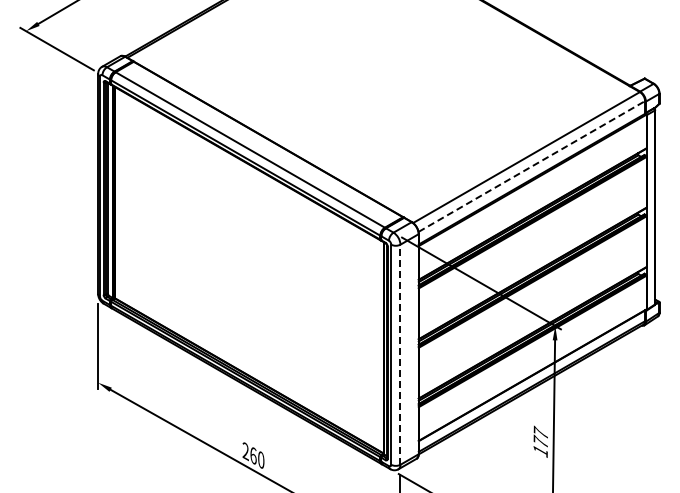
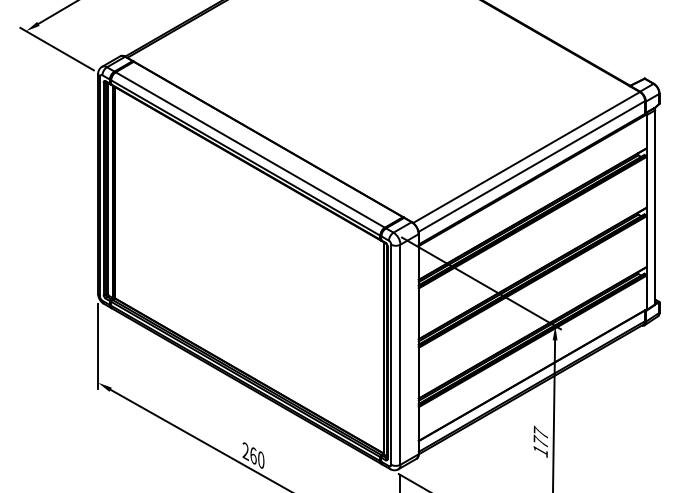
line: dashed -> solid (531, 166)
line: dashed -> solid (400, 354)
